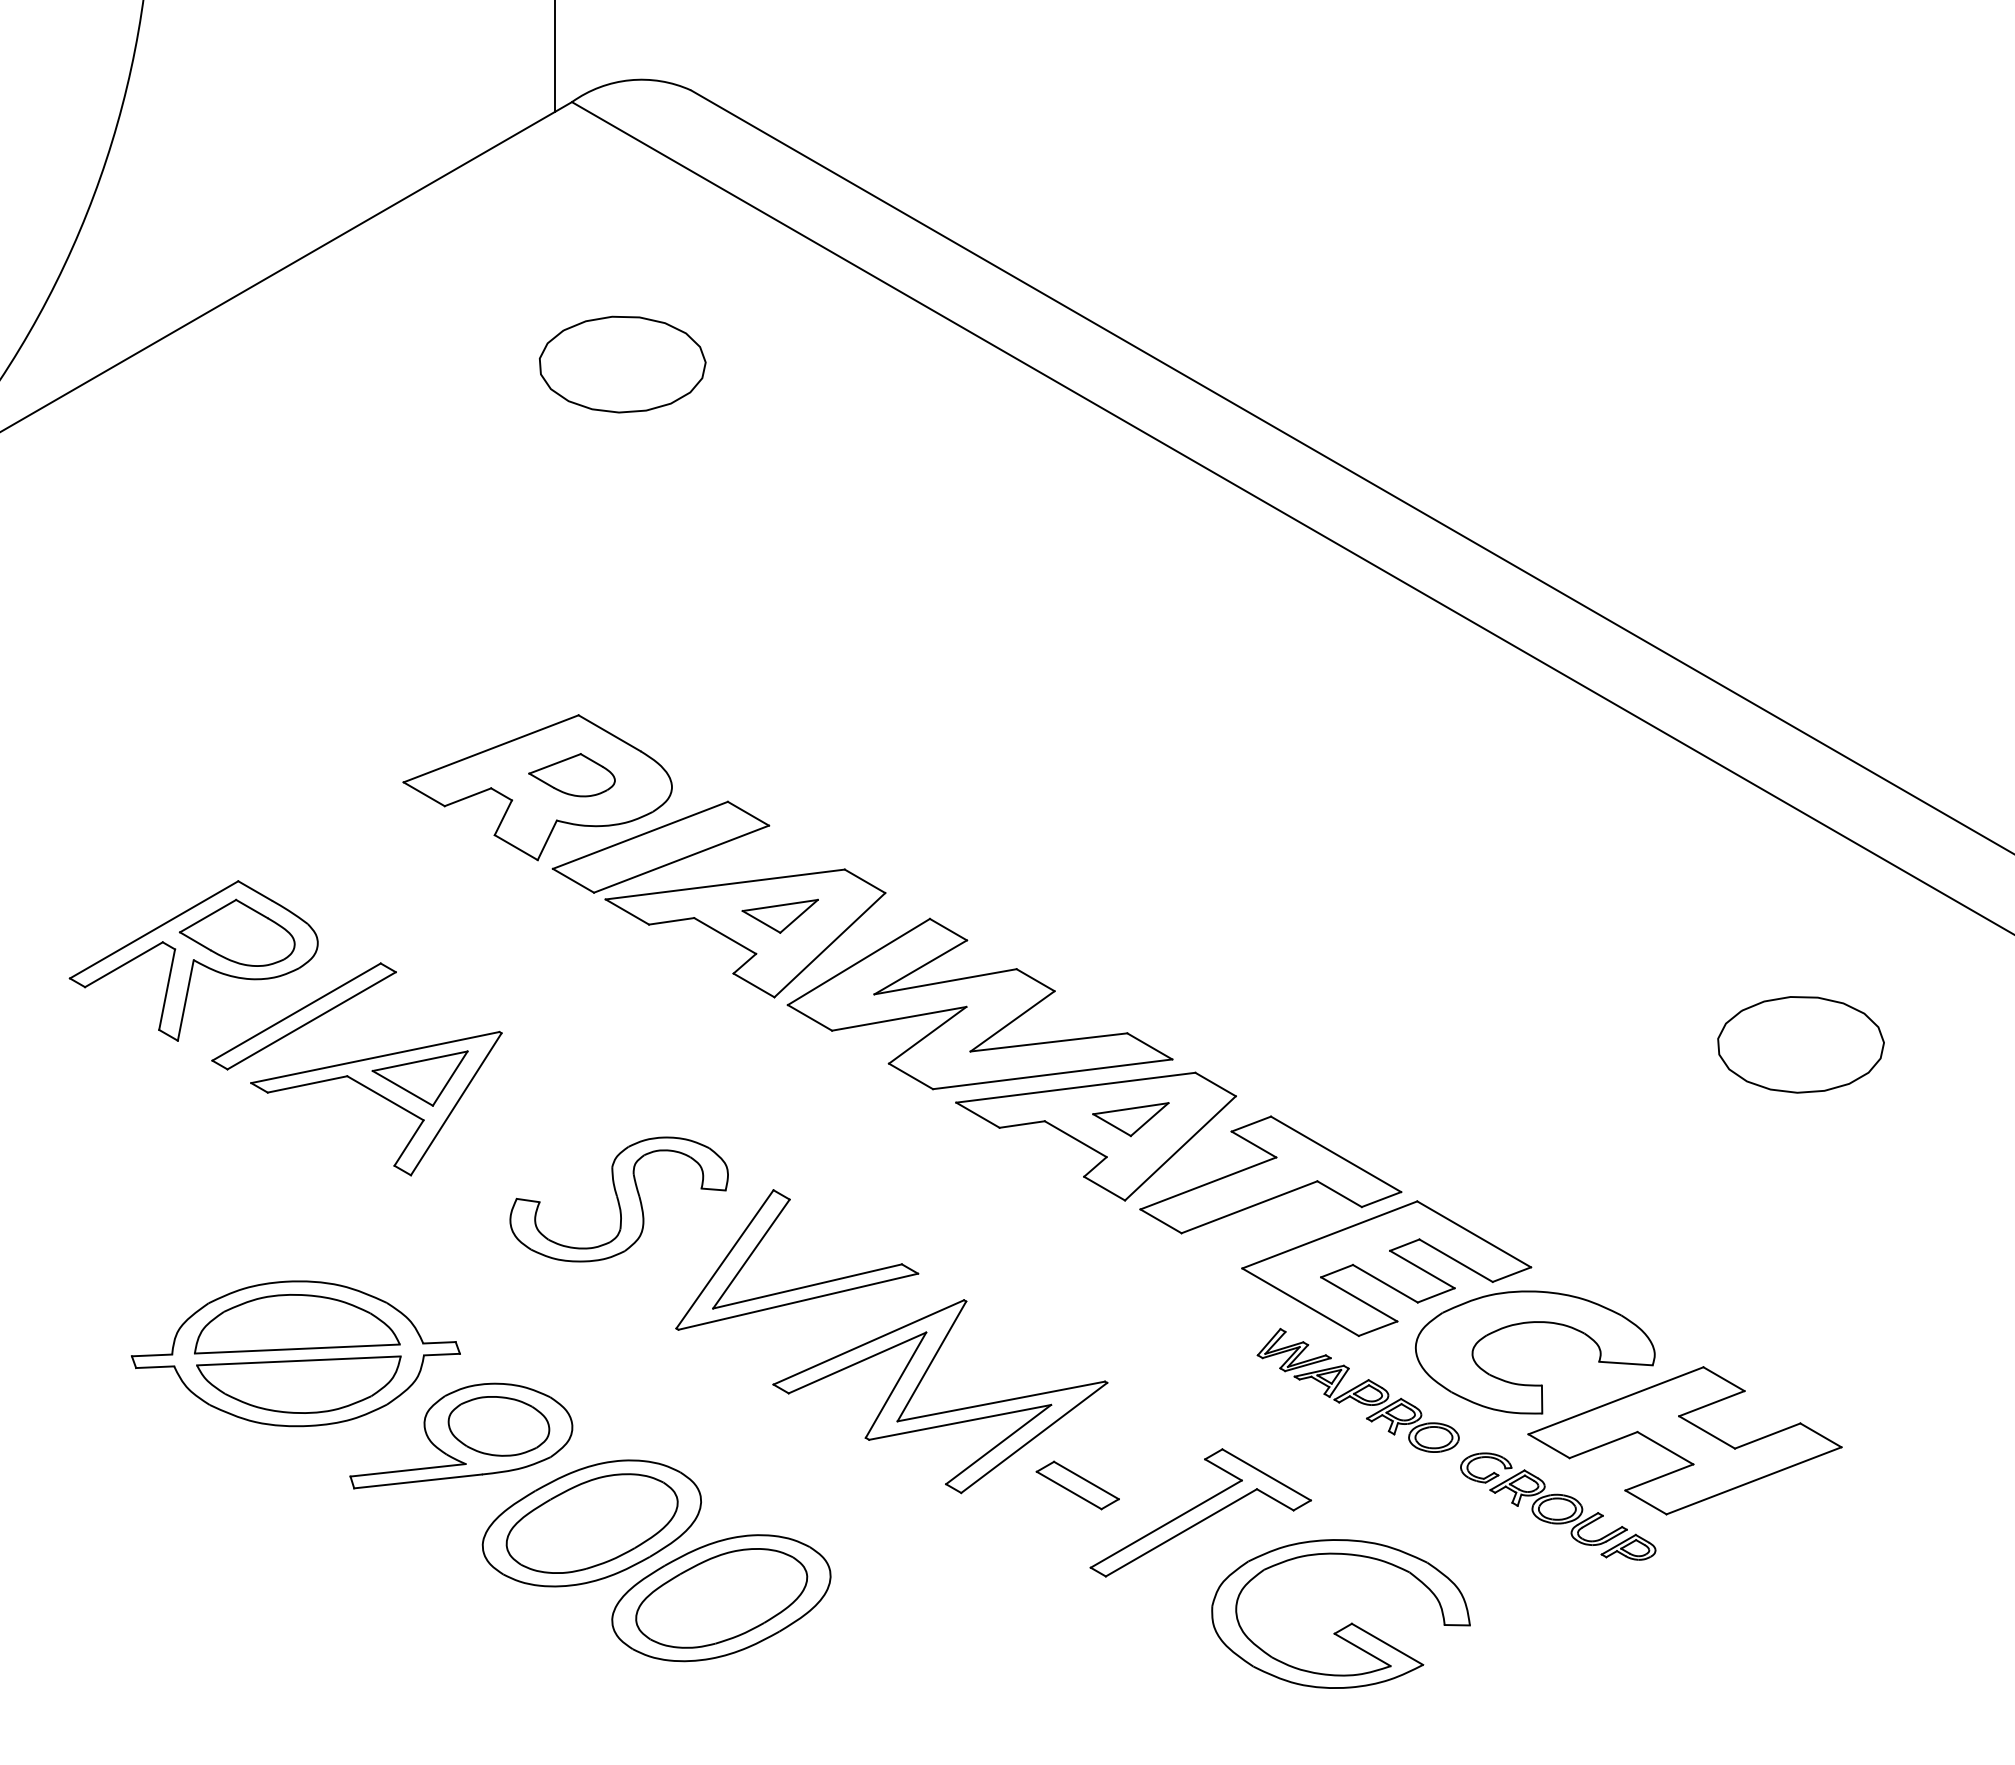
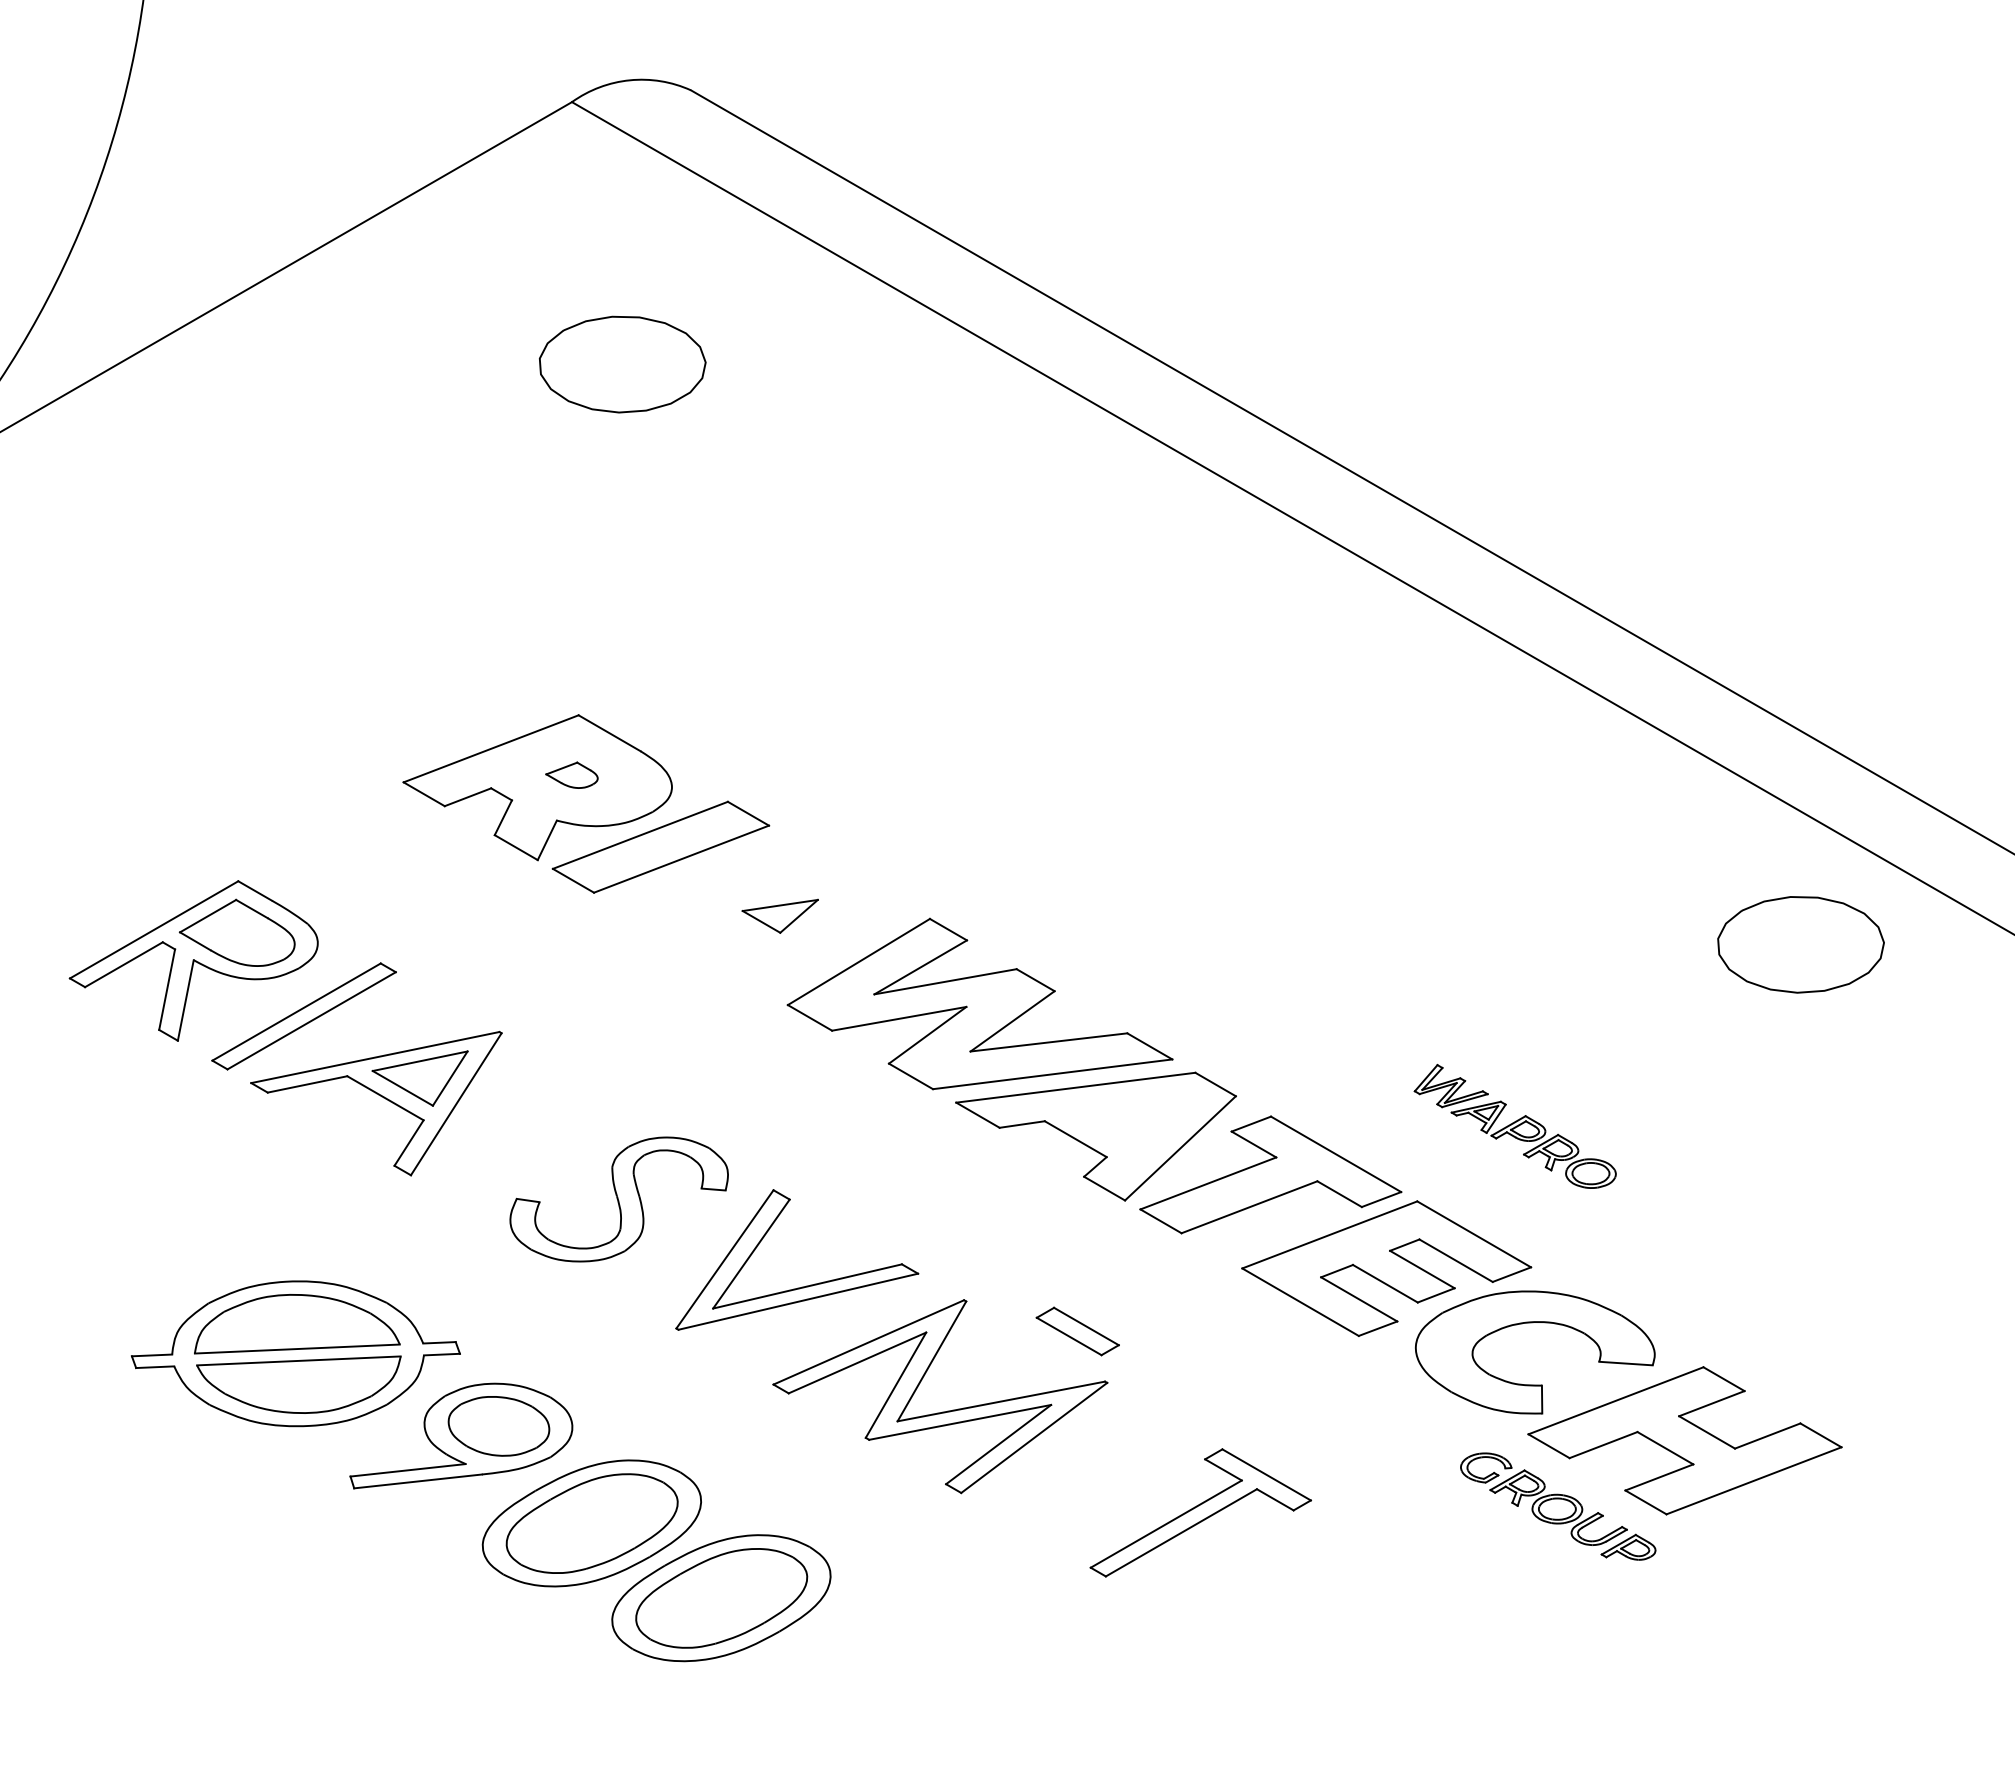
line: present -> none (555, 56)
part size: 88x45 px -> 54x28 px (571, 774)
part: present -> none (745, 933)
part position: (1800, 1044) -> (1800, 944) (1800, 944)
part: present -> none (1130, 1119)
part position: (1357, 1390) -> (1514, 1126) (1514, 1126)
part position: (1077, 1485) -> (1077, 1331) (1077, 1331)
part: present -> none (1346, 1625)
